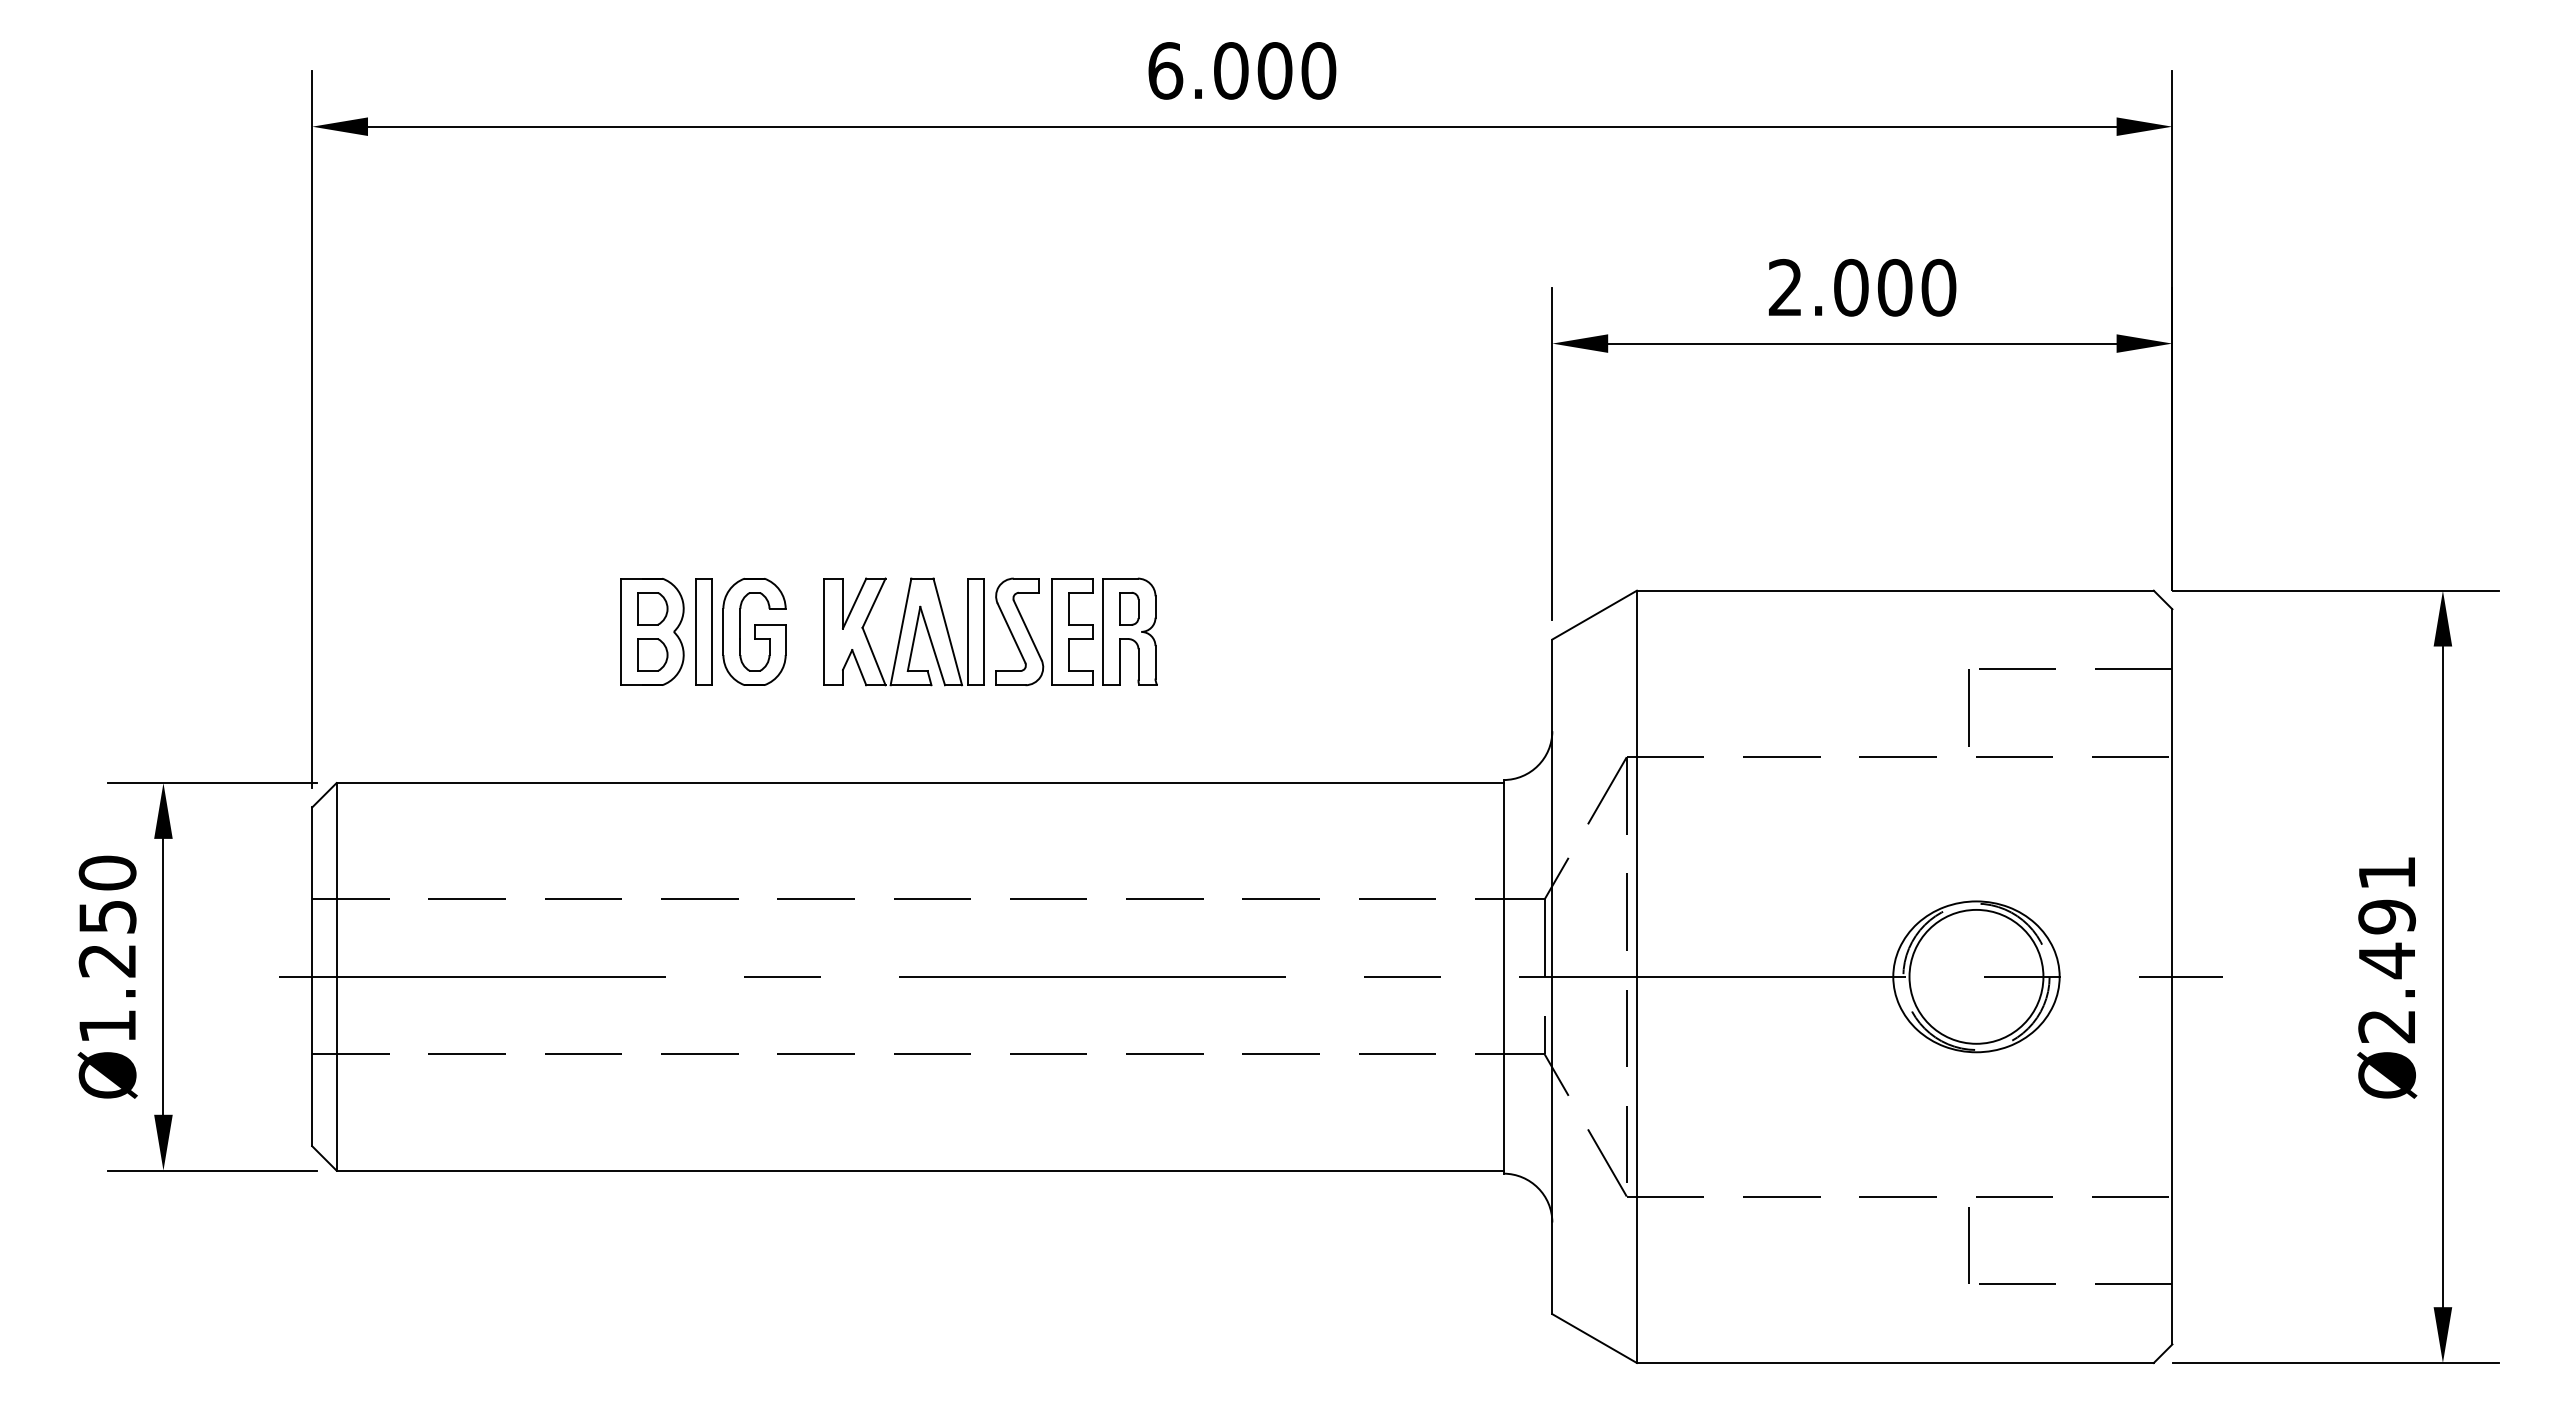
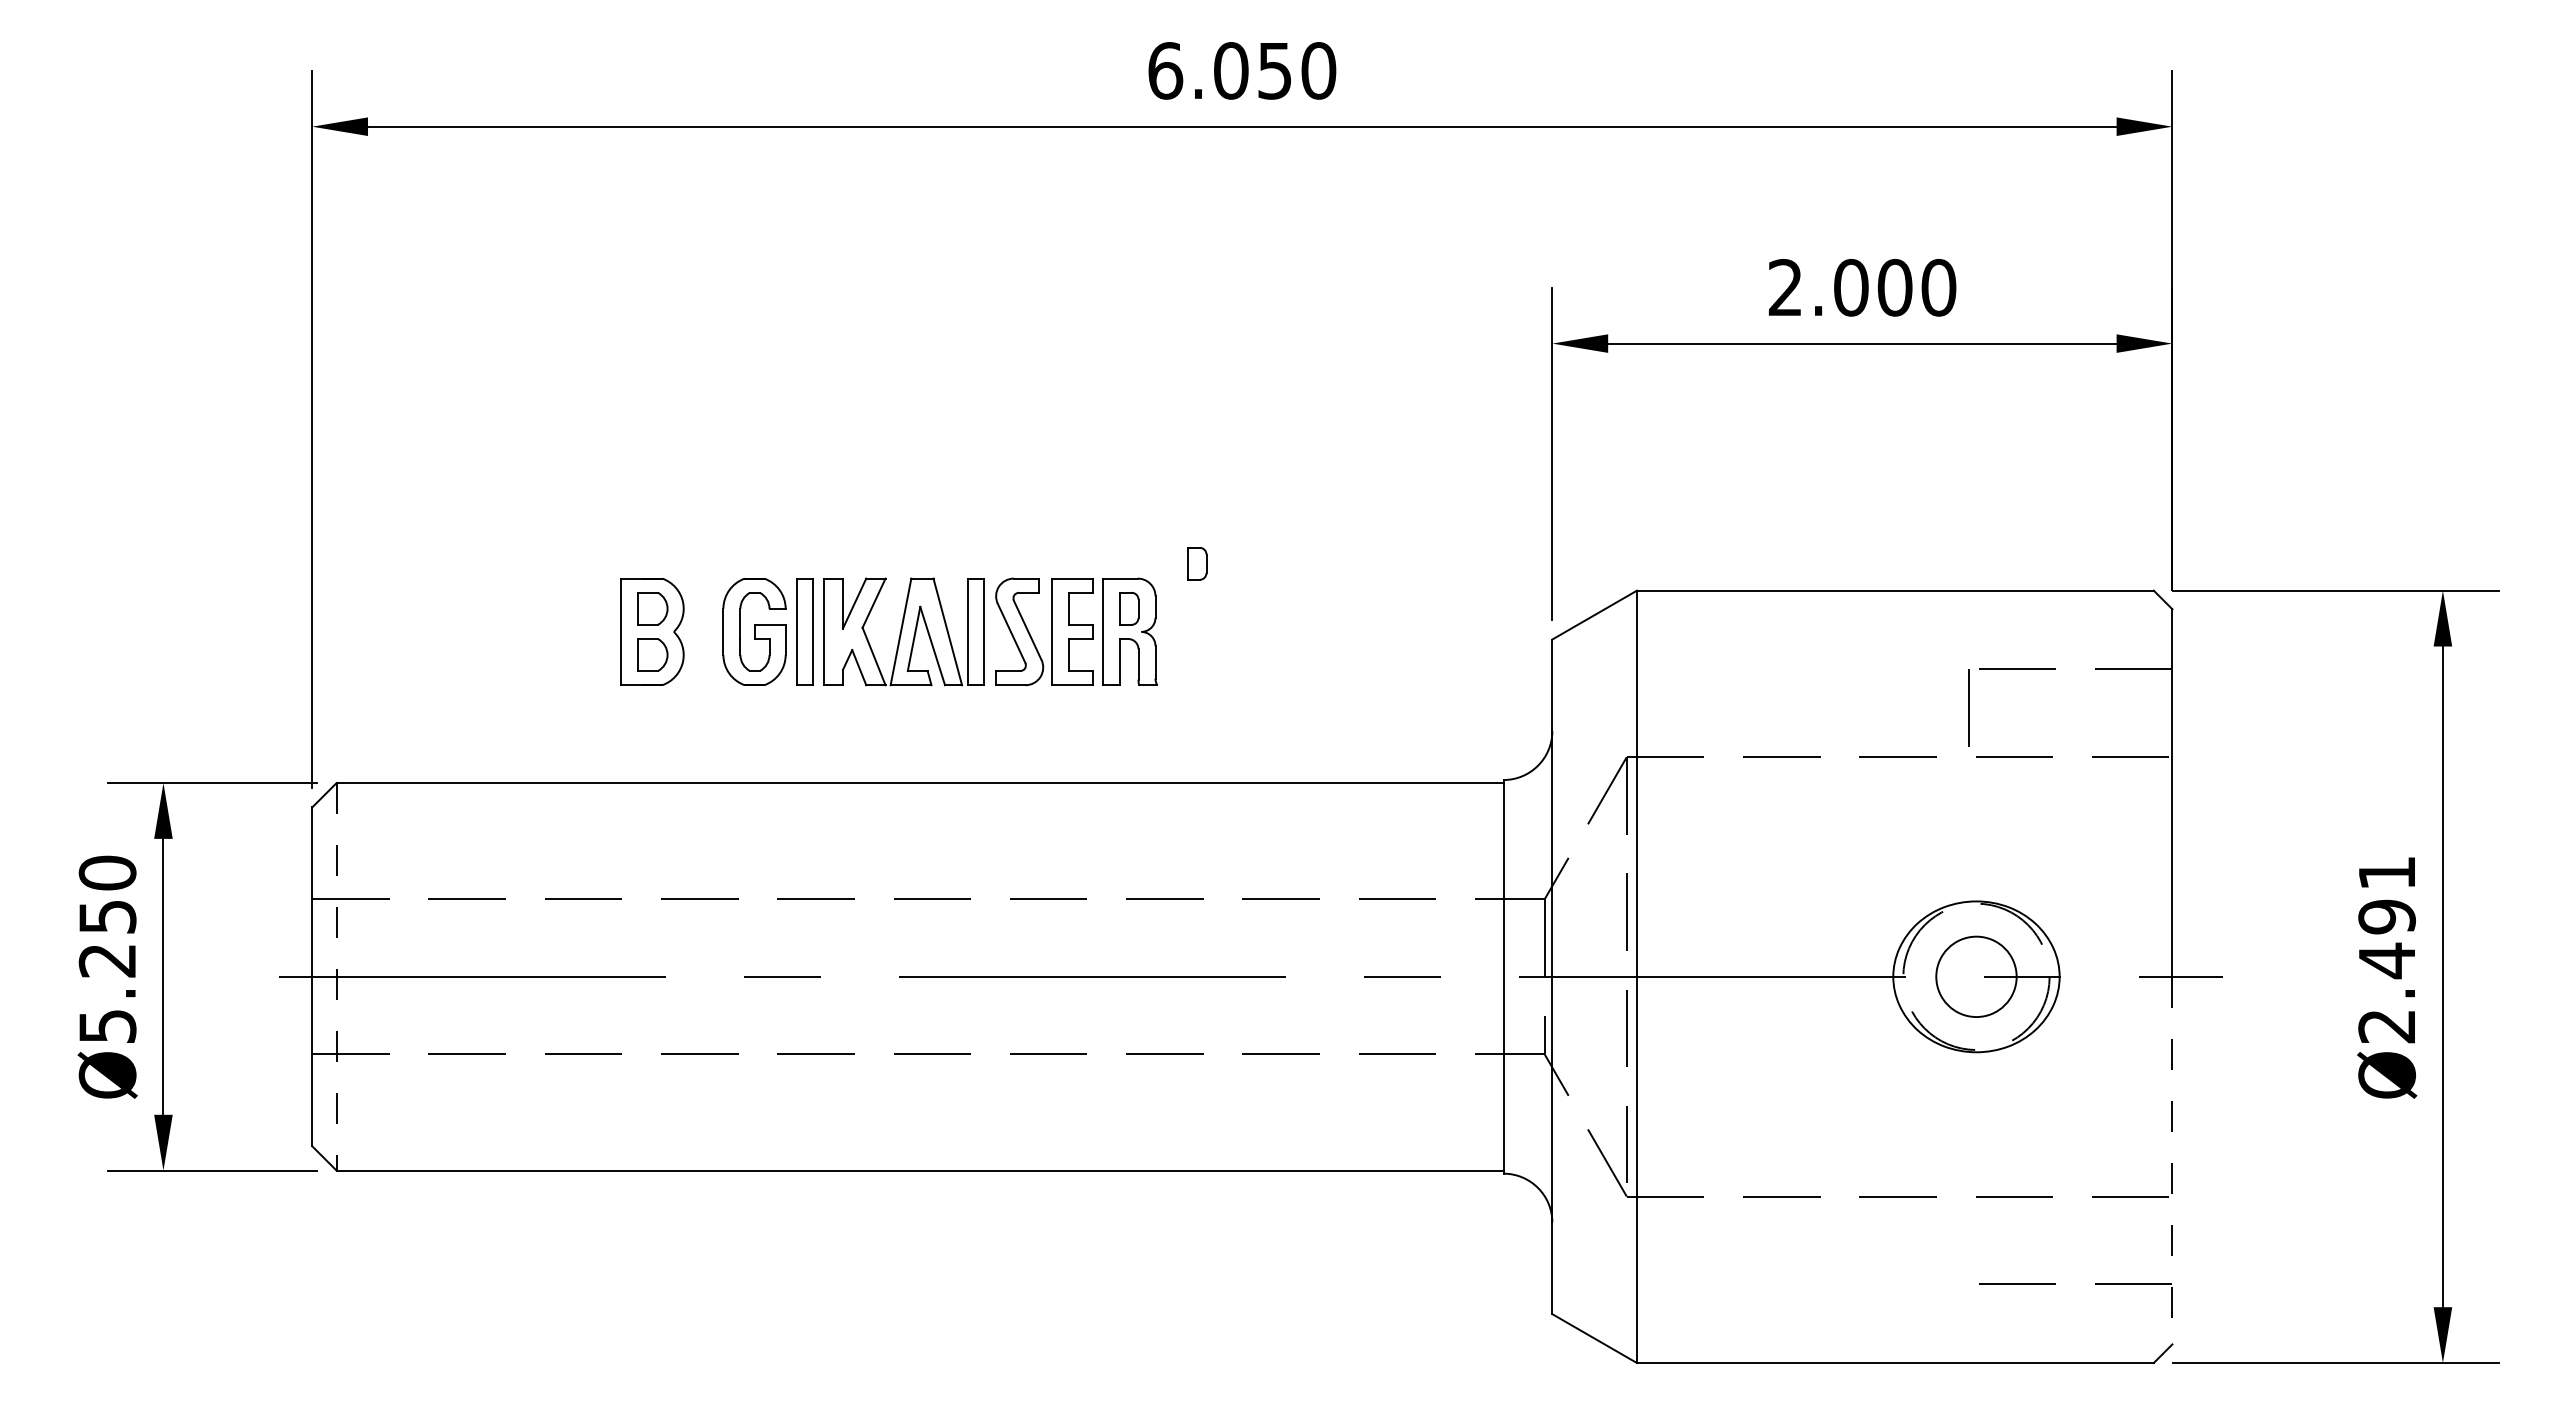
text: 6.000 -> 6.050 (1274, 70)
part: none -> present (1197, 563)
part position: (703, 631) -> (804, 631) (804, 631)
line: solid -> dashed (336, 976)
circle diameter: 134 px -> 80 px (1976, 976)
text: Ø1.250 -> Ø5.250 (107, 1026)
line: solid -> dashed (2172, 1160)
line: present -> none (1968, 1245)
